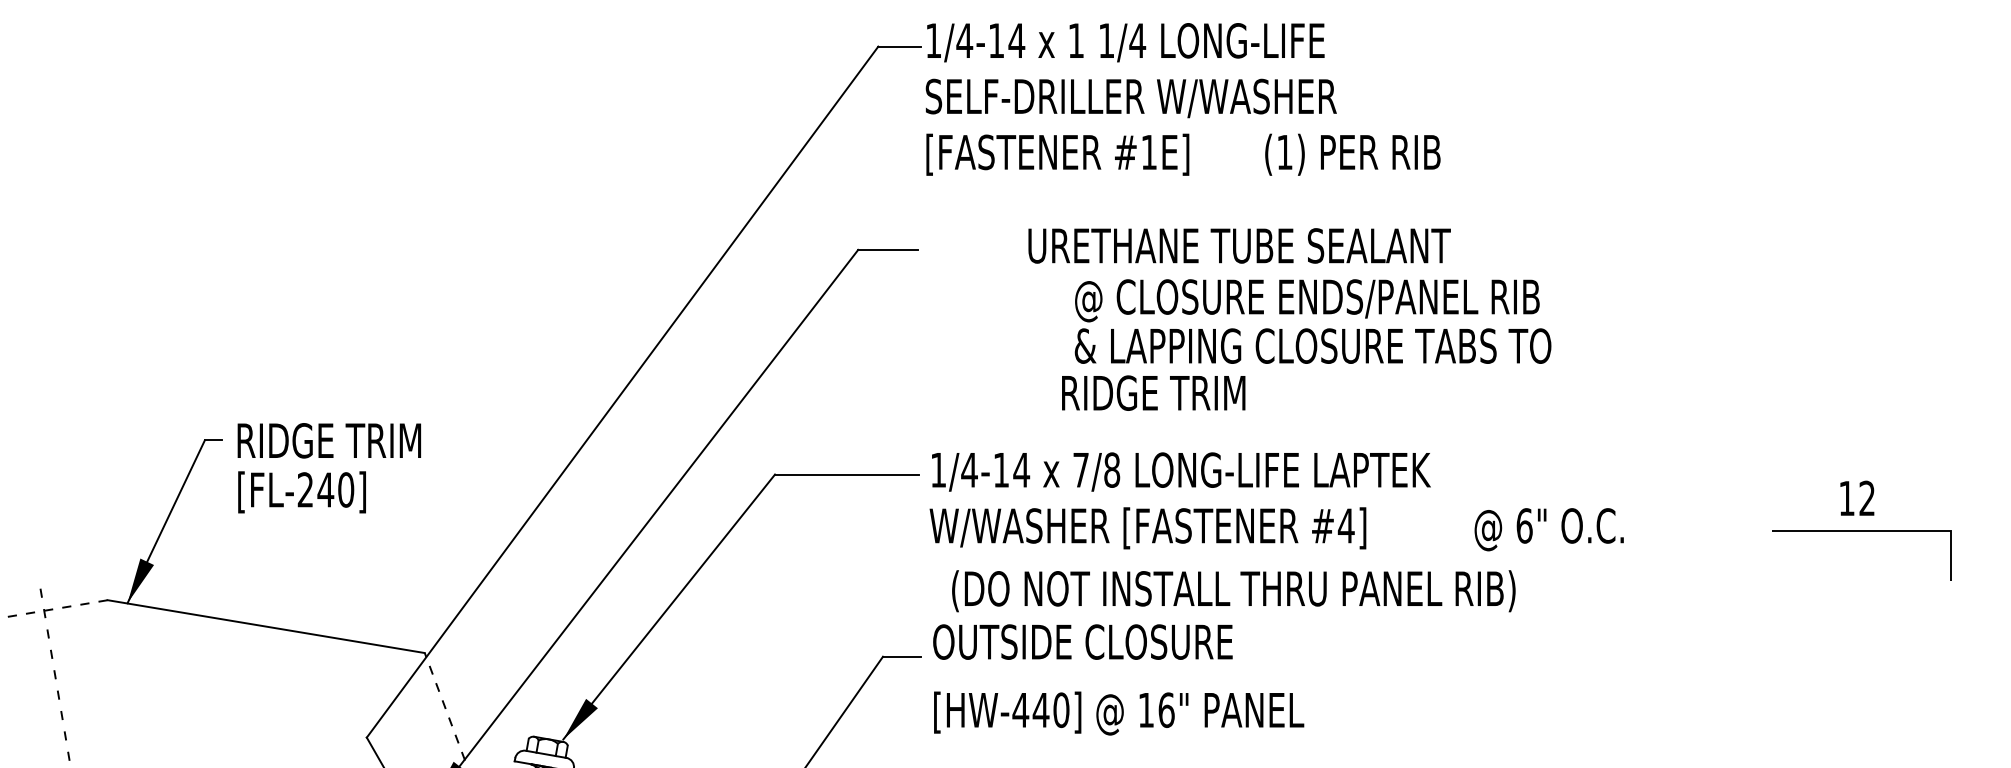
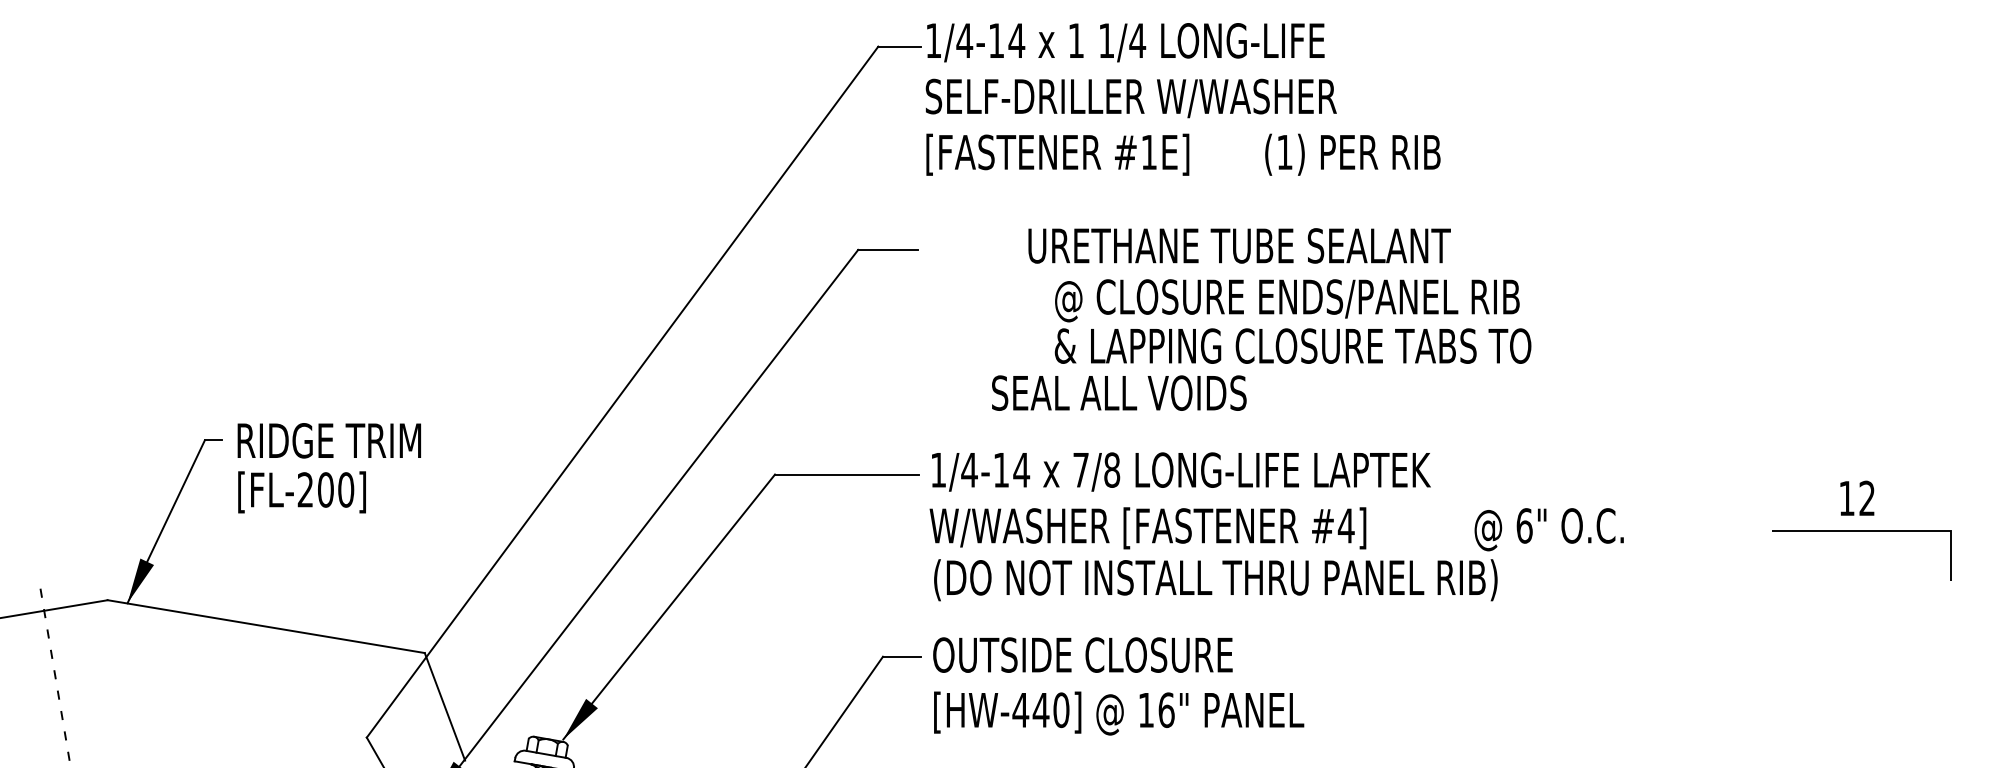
text position: (1312, 321) -> (1292, 321) (1292, 321)
text: RIDGE TRIM -> SEAL ALL VOIDS (1119, 392)
text: [FL-240] -> [FL-200] (325, 489)
text position: (1233, 591) -> (1215, 580) (1215, 580)
line: dashed -> solid (54, 609)
text position: (1082, 641) -> (1082, 654) (1082, 654)
line: dashed -> solid (444, 706)
